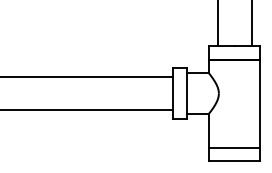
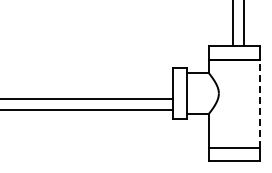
line position: (217, 24) -> (232, 24) (232, 24)
line position: (251, 24) -> (243, 24) (243, 24)
line position: (87, 76) -> (87, 98) (87, 98)
line: solid -> dashed (260, 103)
